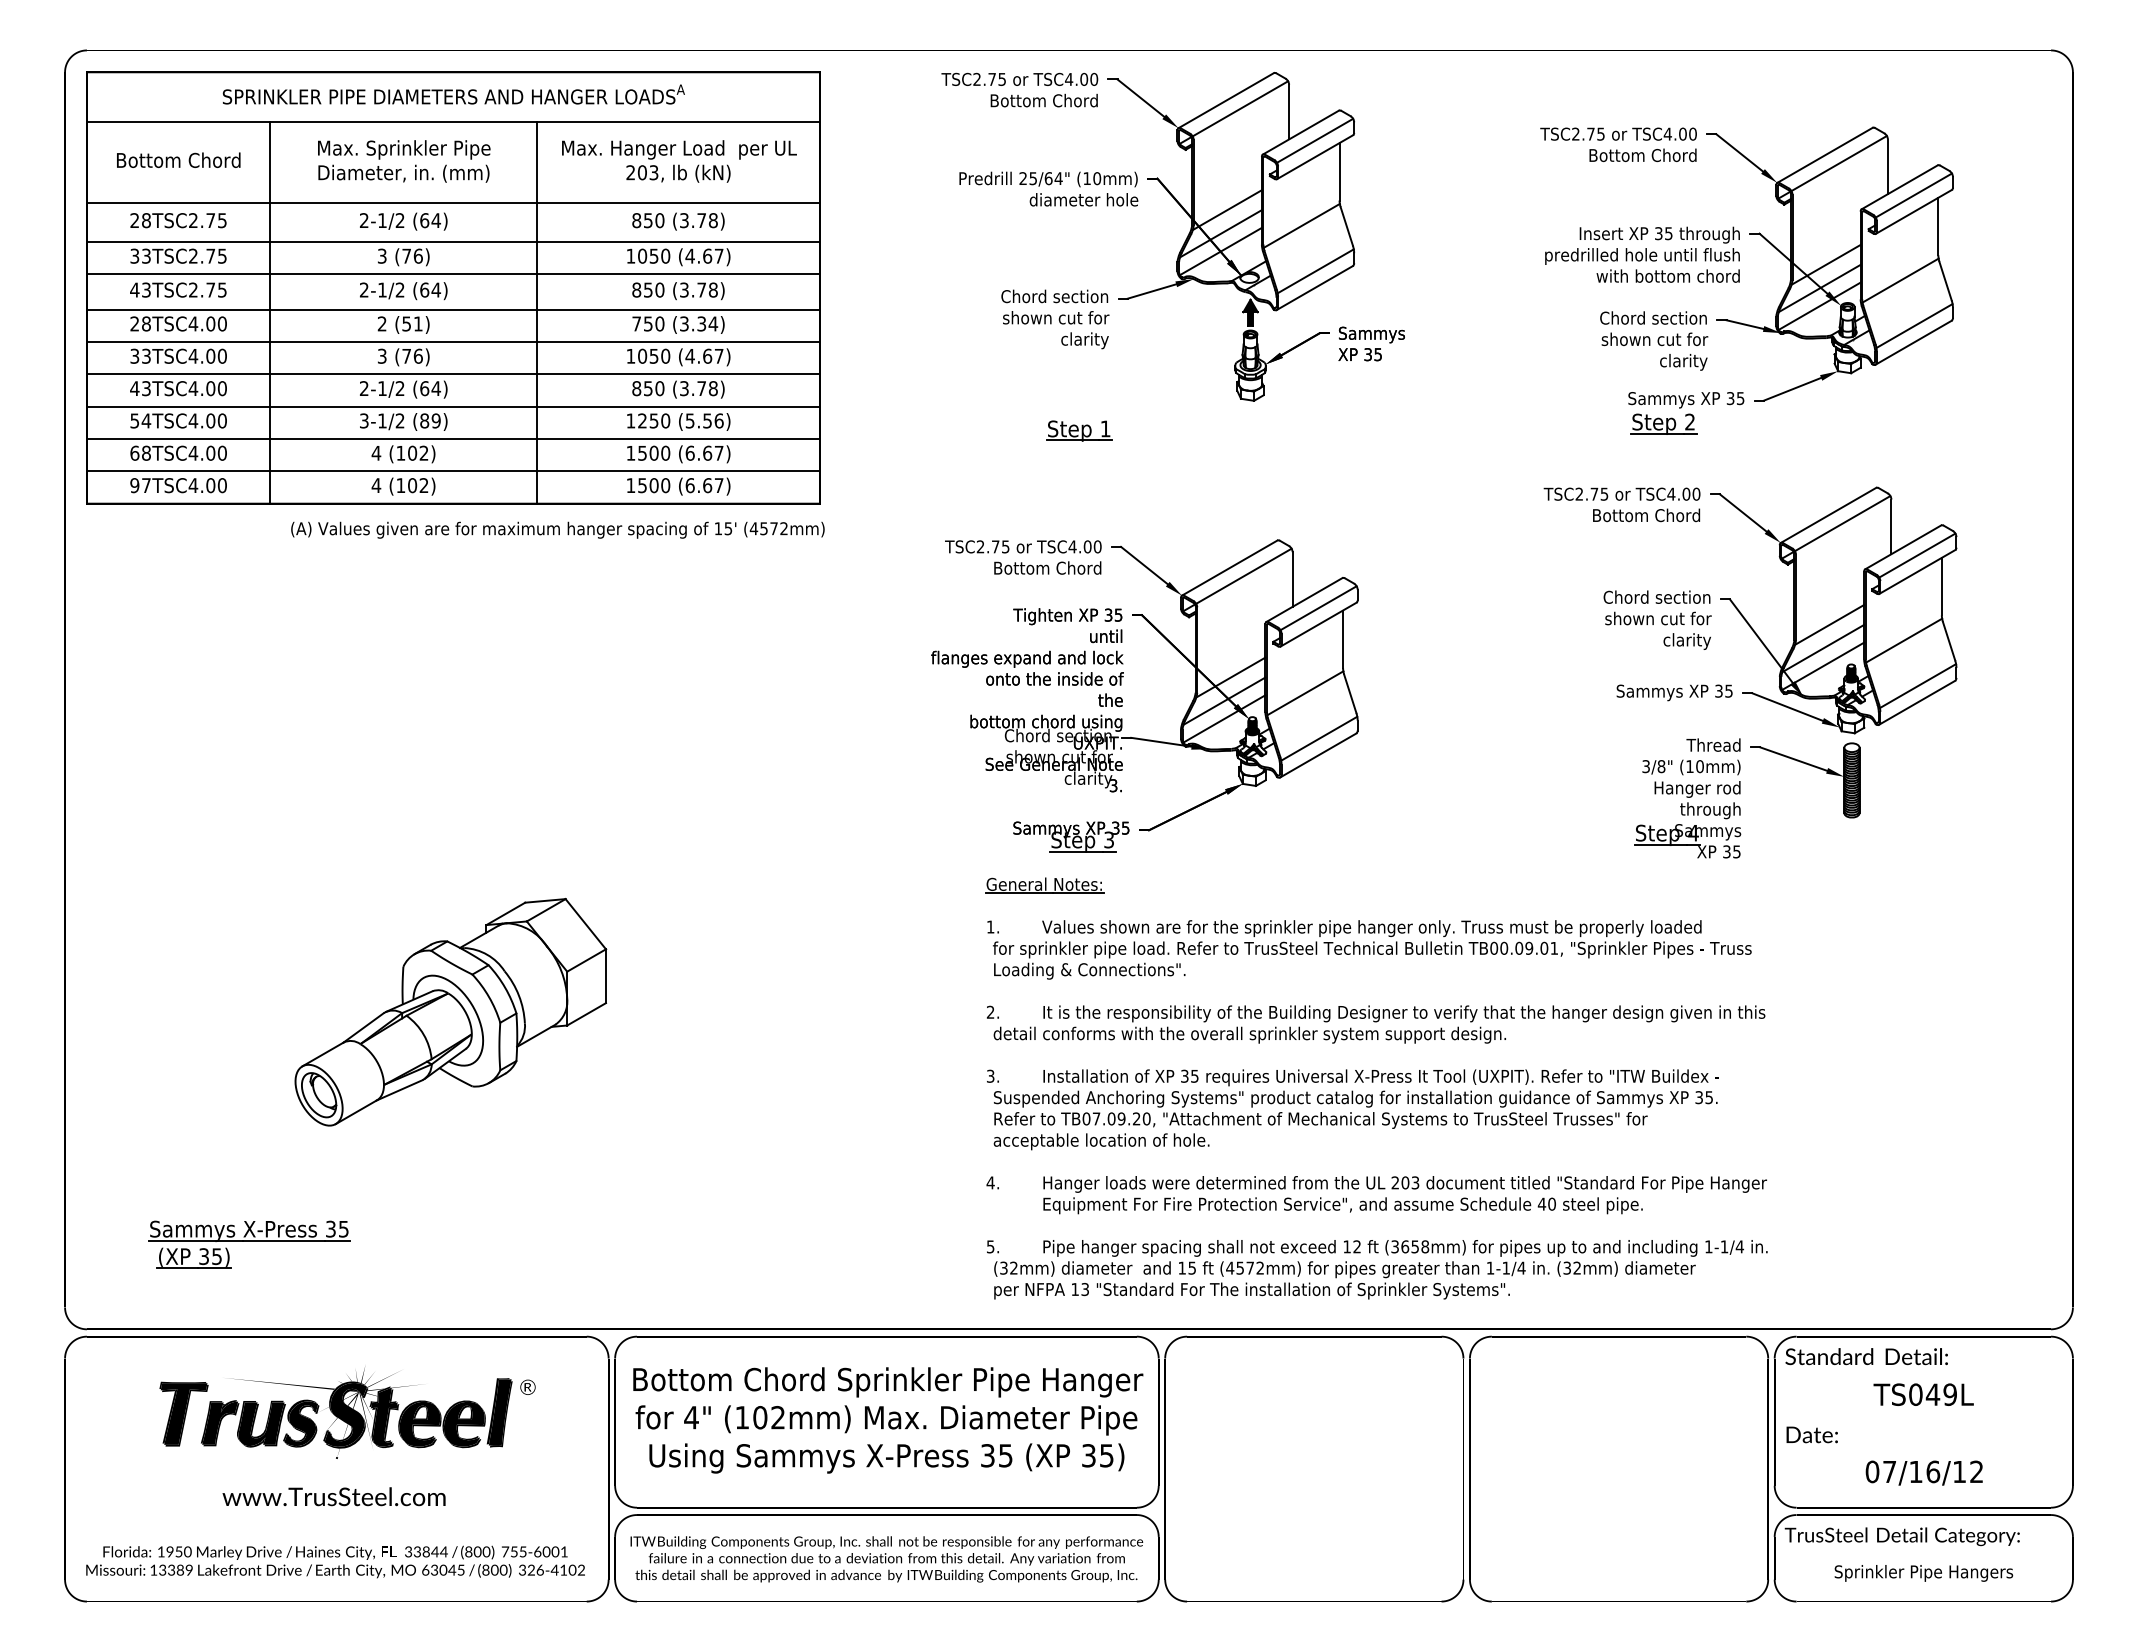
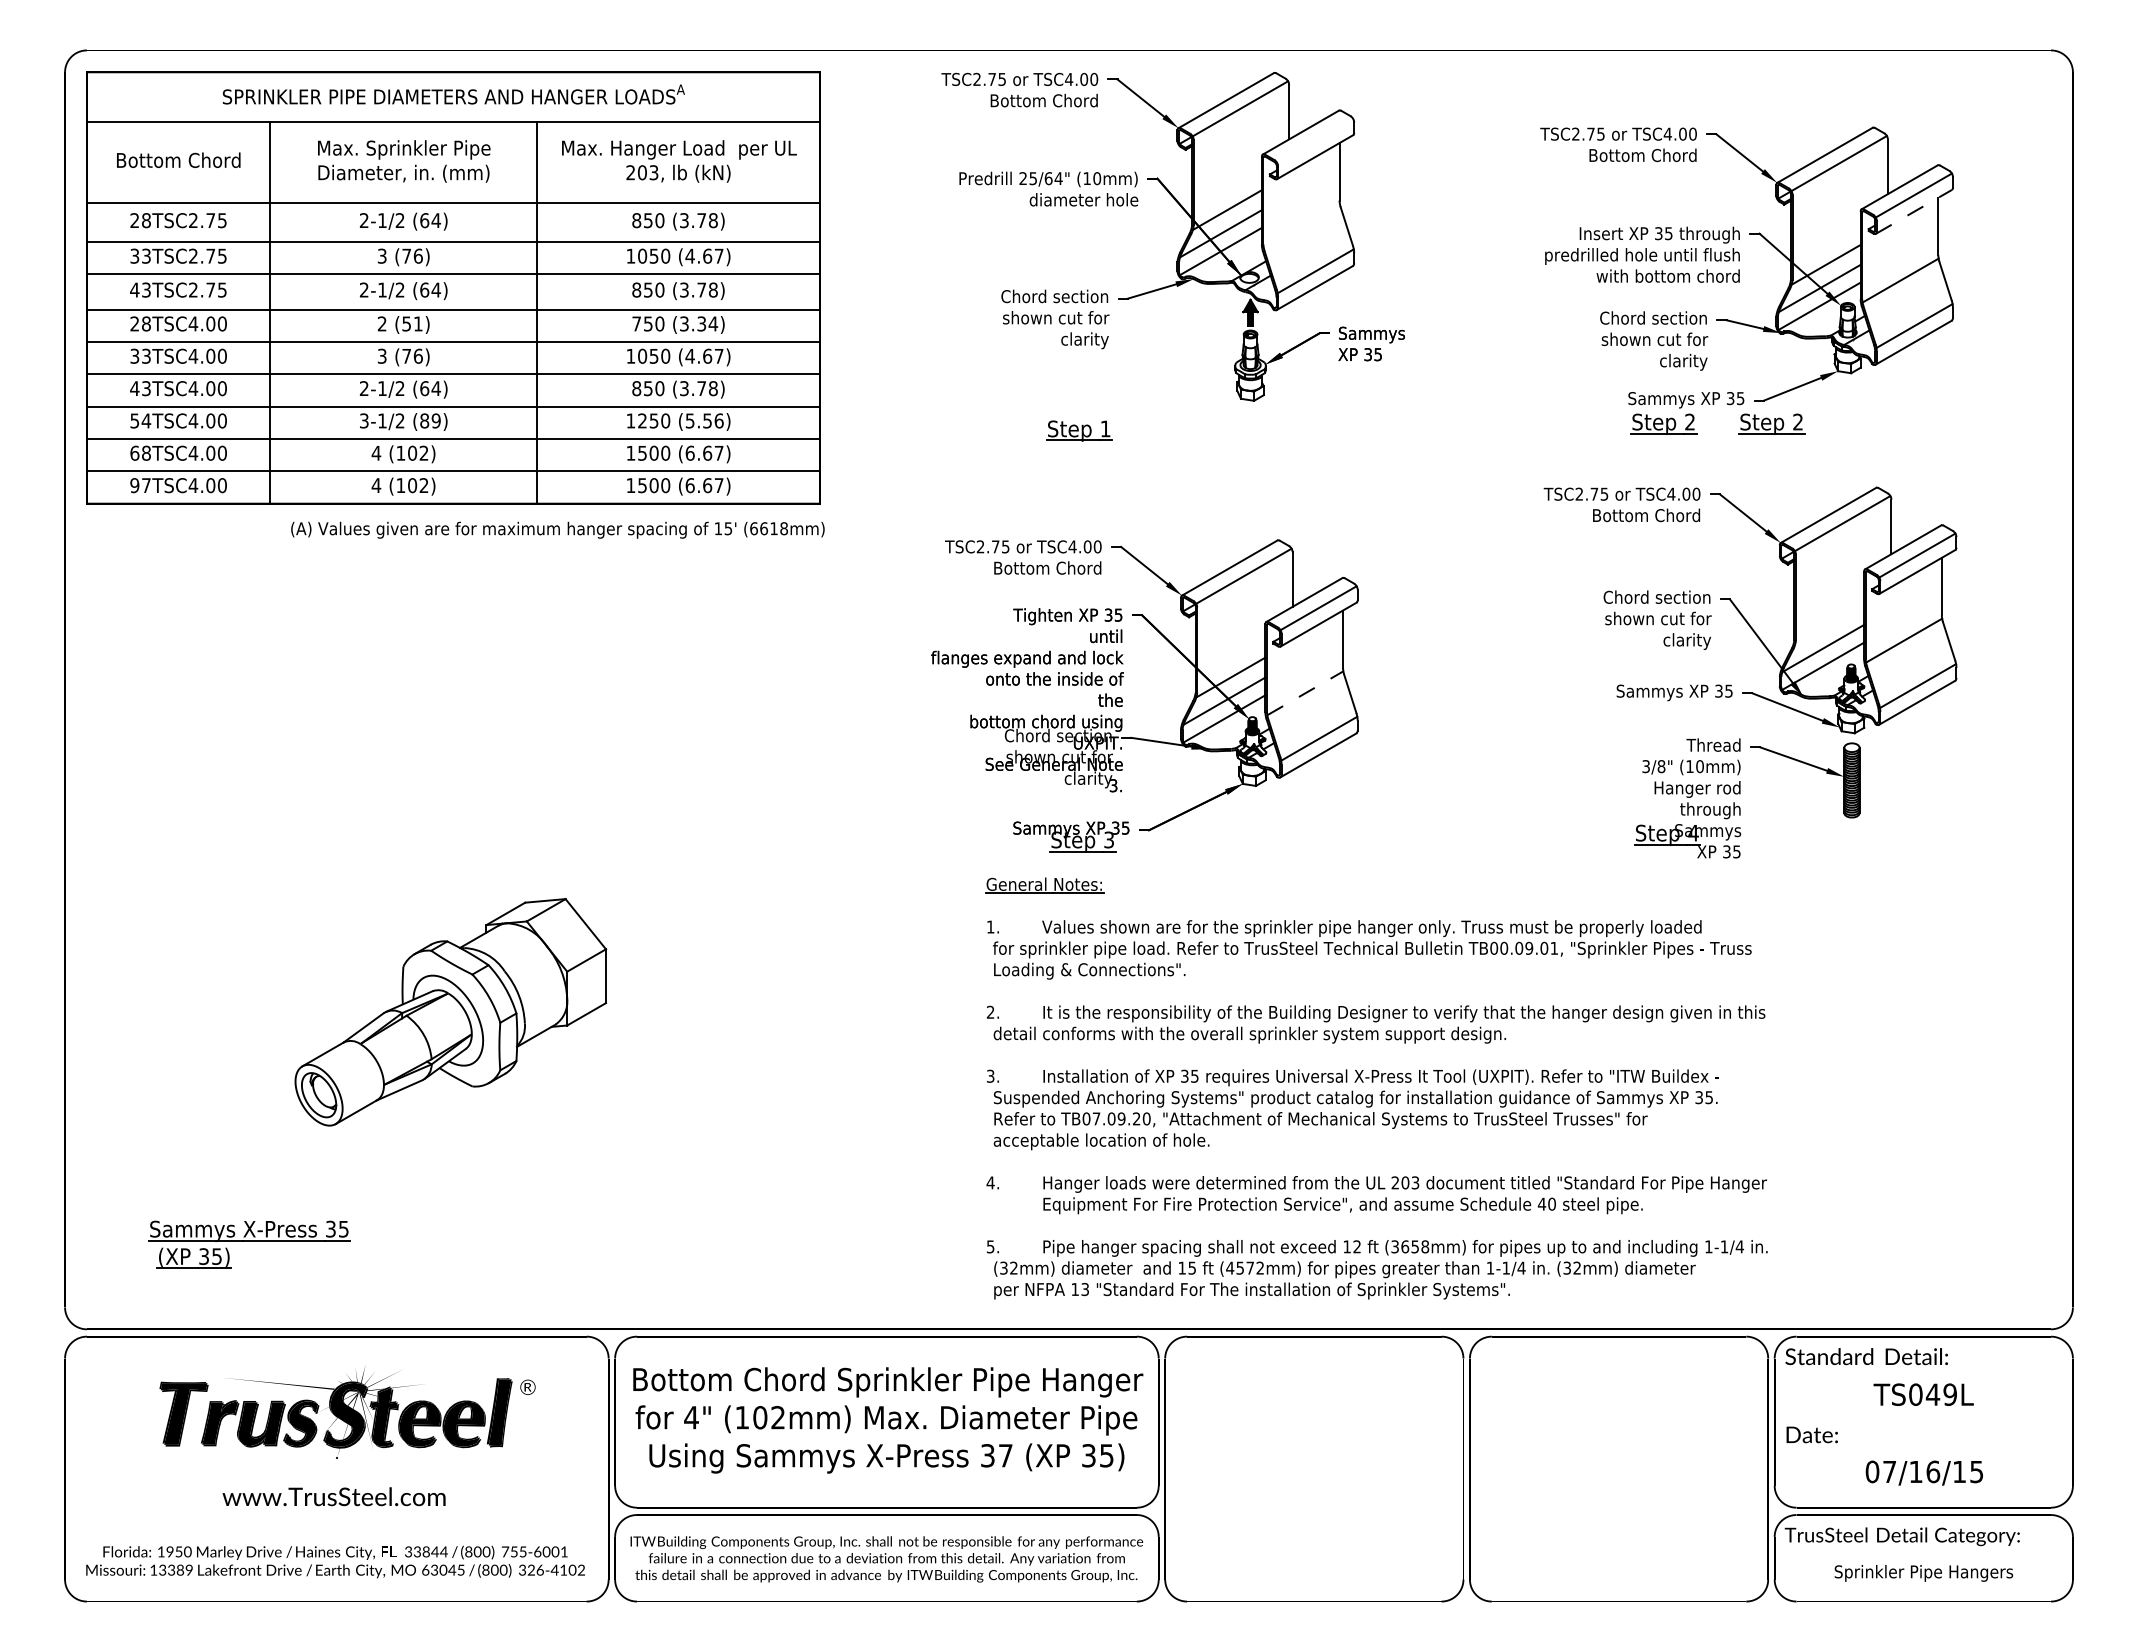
line: present -> none (1315, 140)
line: solid -> dashed (1913, 211)
line: present -> none (1301, 225)
part: none -> present (1771, 423)
text: (4572mm) -> (6618mm) (768, 528)
line: present -> none (1829, 624)
line: solid -> dashed (1305, 693)
text: 35 -> 37 (1005, 1455)
text: 07/16/12 -> 07/16/15 (1976, 1471)
